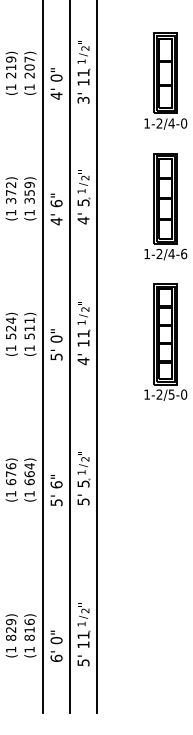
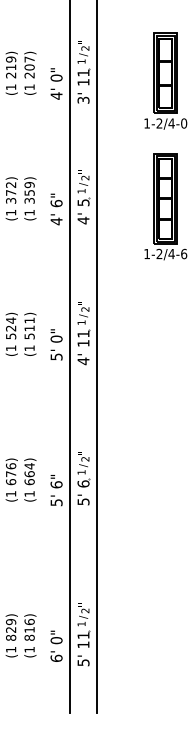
part: present -> none (165, 341)
line: present -> none (43, 357)
text: 5 -> 6 (83, 483)
